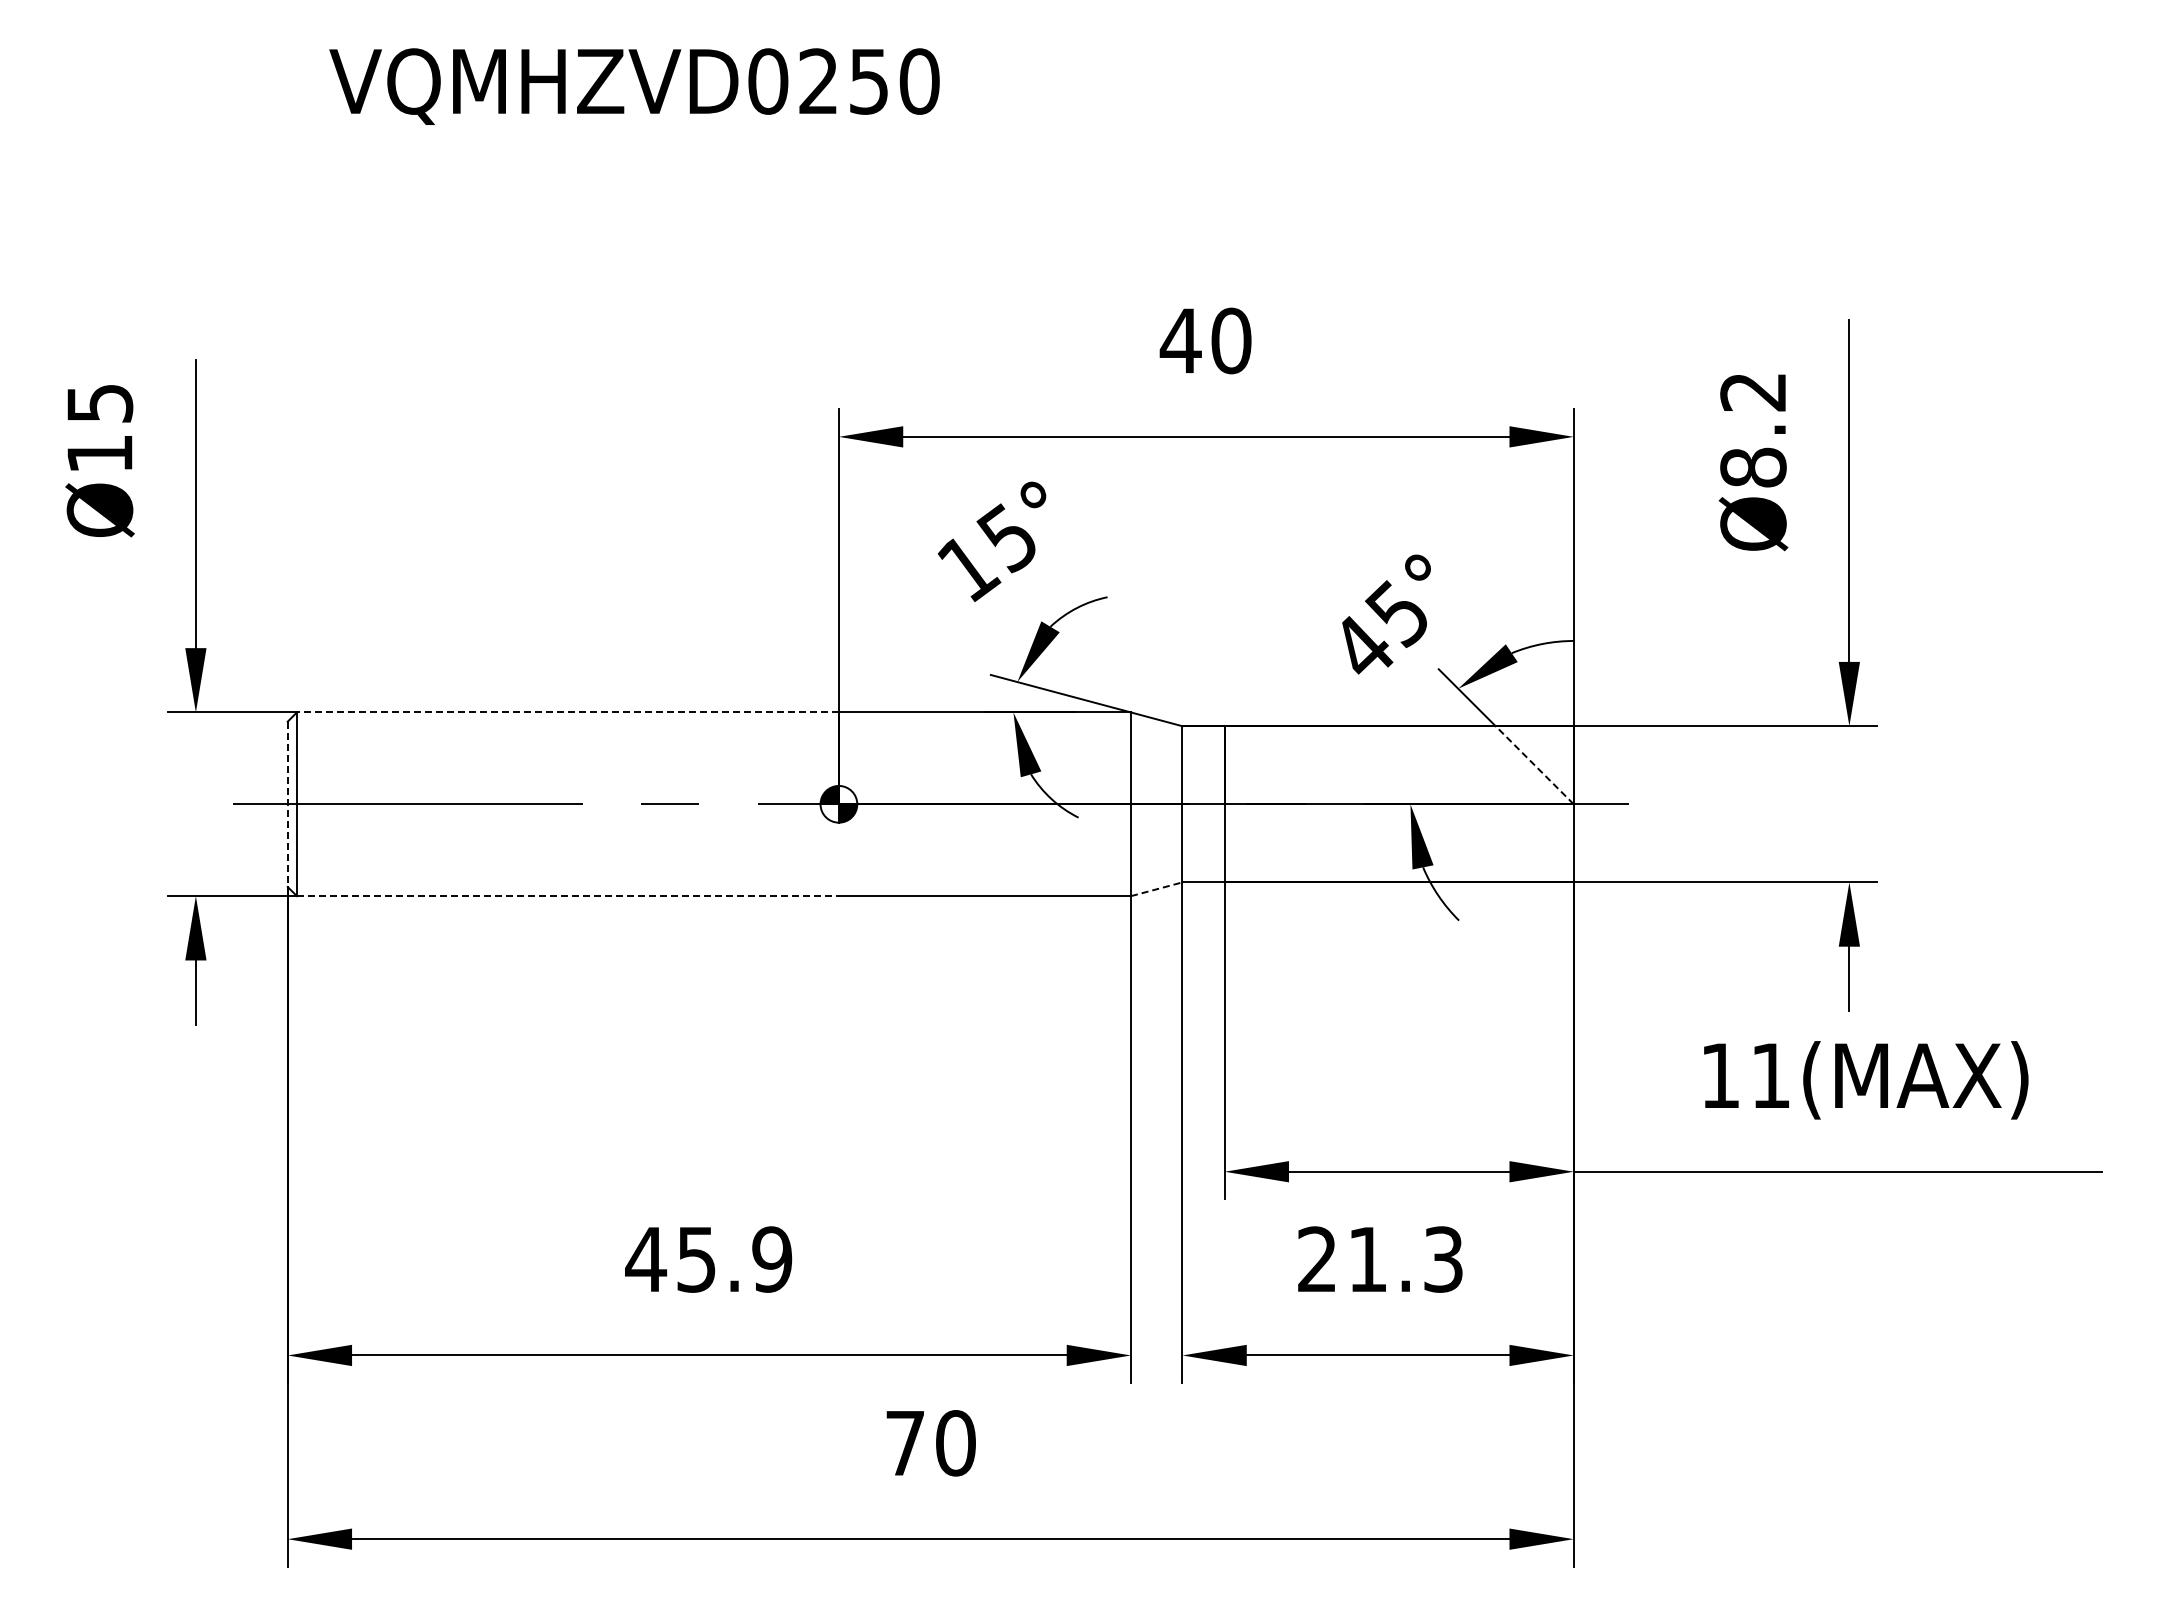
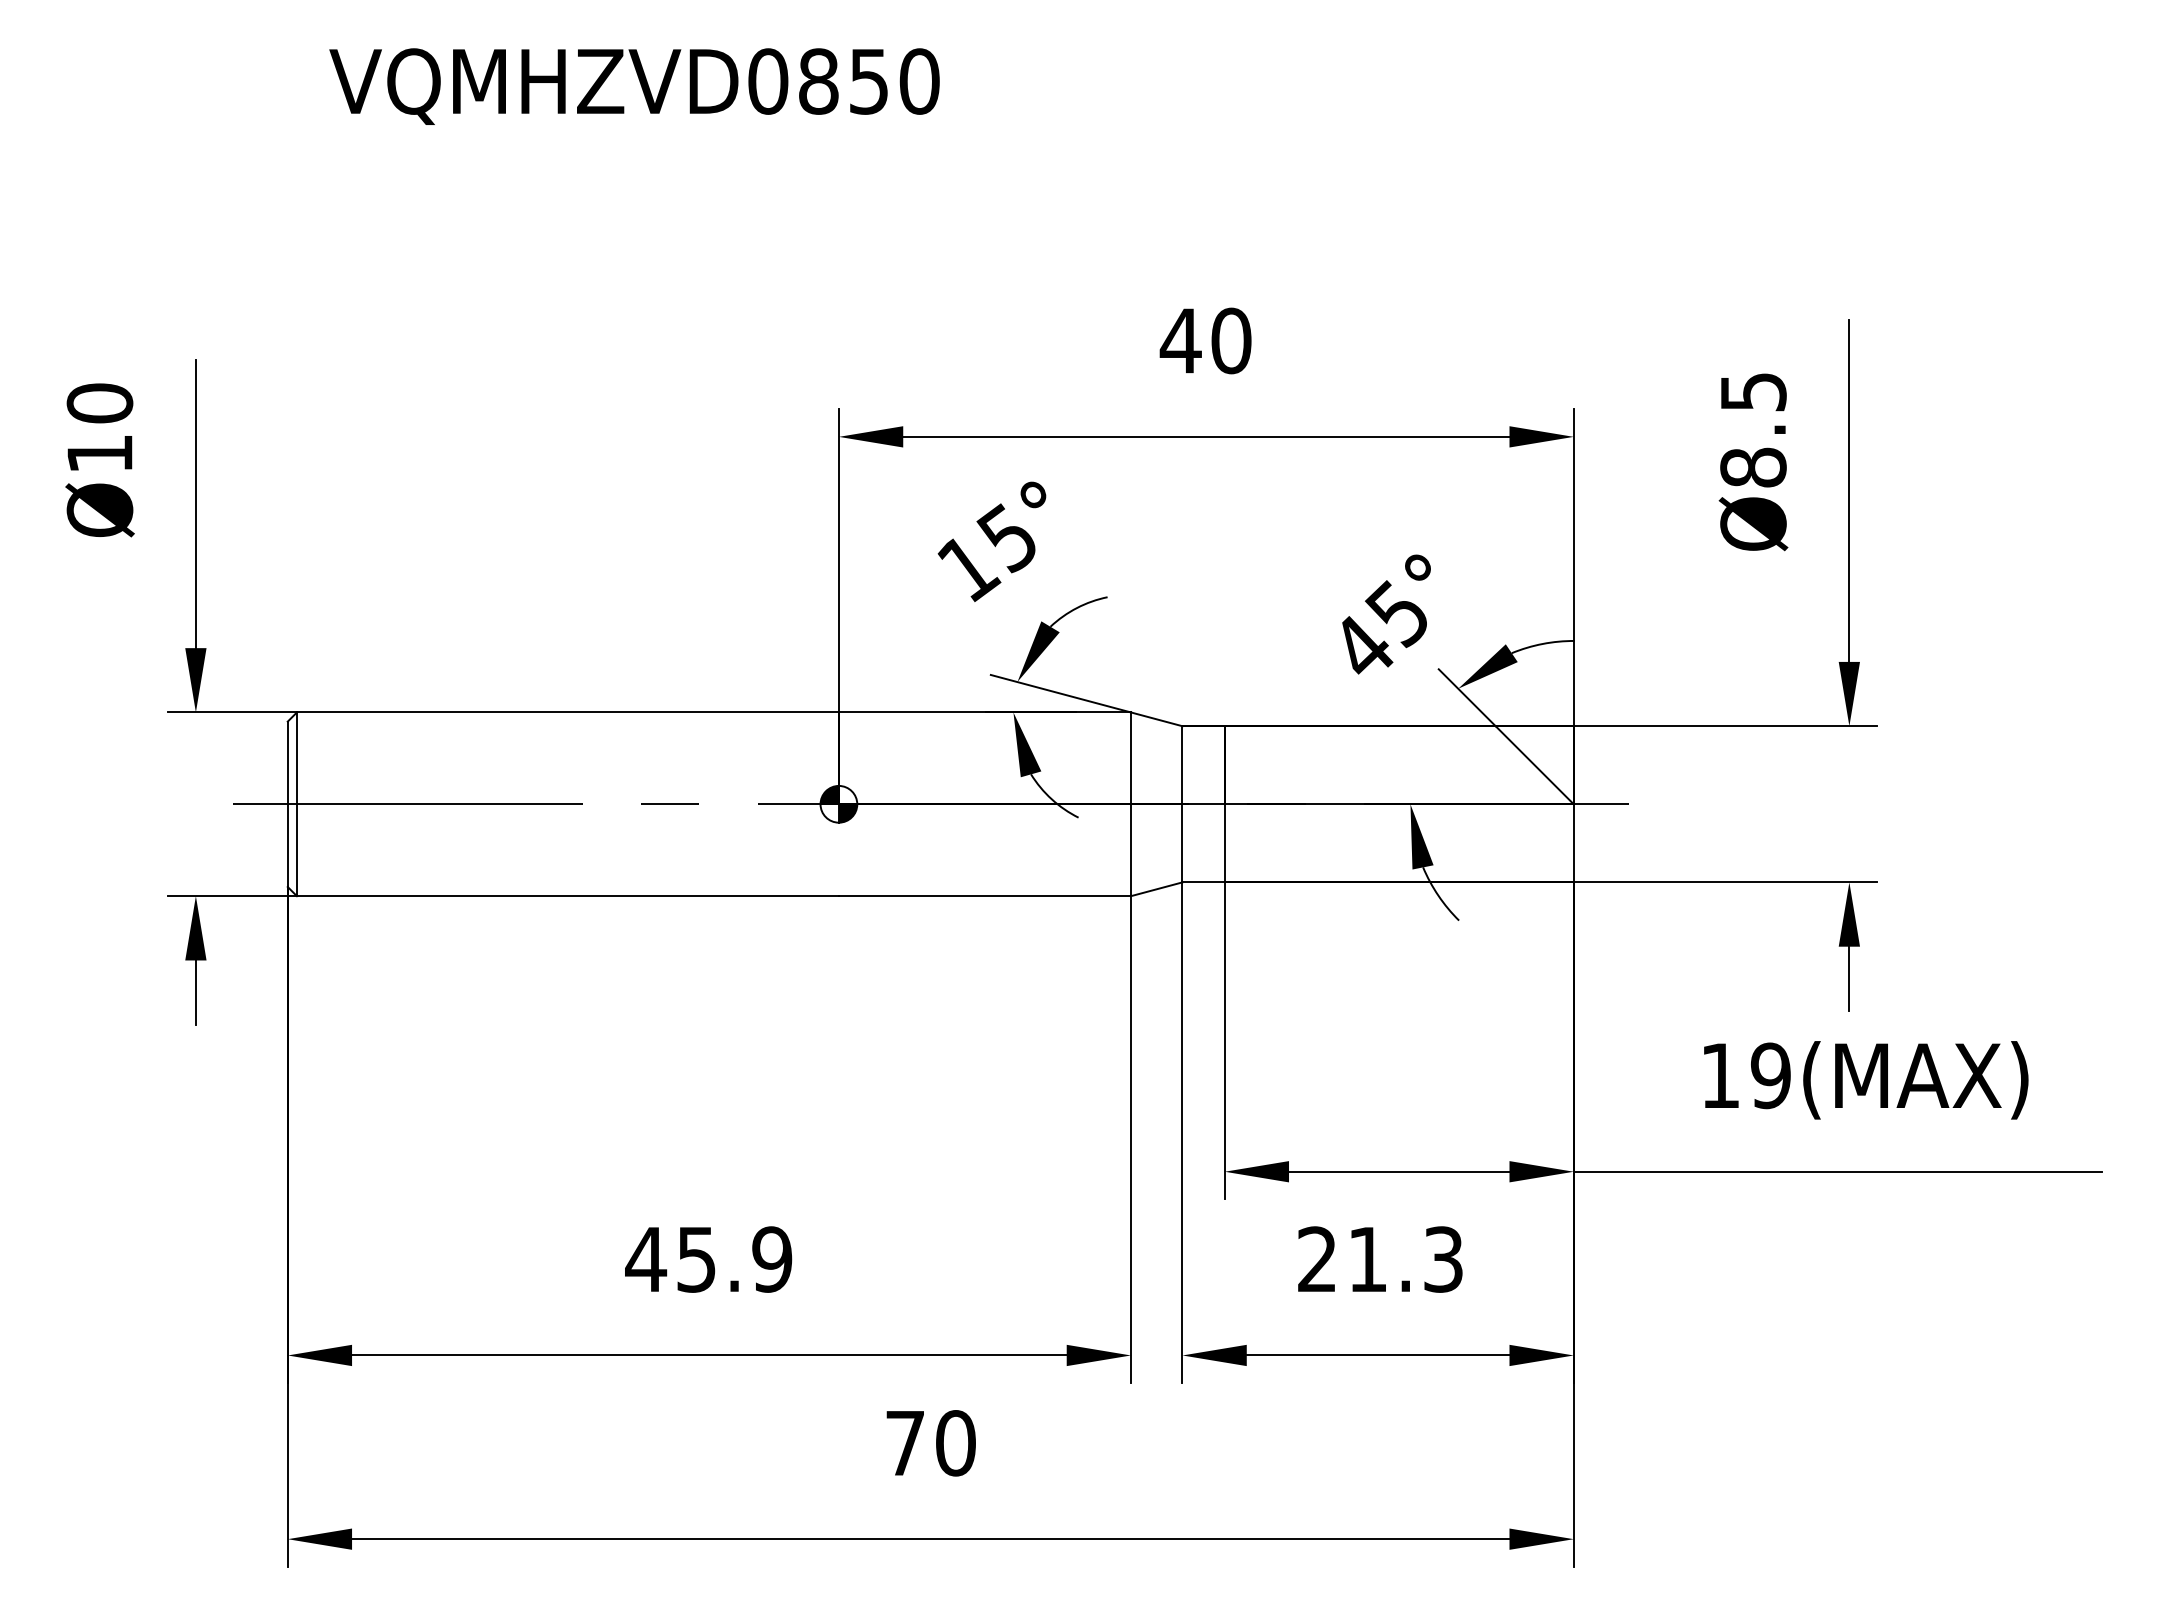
text: VQMHZVD0250 -> VQMHZVD0850 (818, 81)
text: Ø8.2 -> Ø8.5 (1753, 392)
text: Ø15 -> Ø10 (99, 403)
line: dashed -> solid (567, 712)
line: dashed -> solid (1534, 764)
line: dashed -> solid (287, 804)
line: dashed -> solid (1156, 889)
line: dashed -> solid (567, 896)
text: 11(MAX) -> 19(MAX) (1770, 1075)
